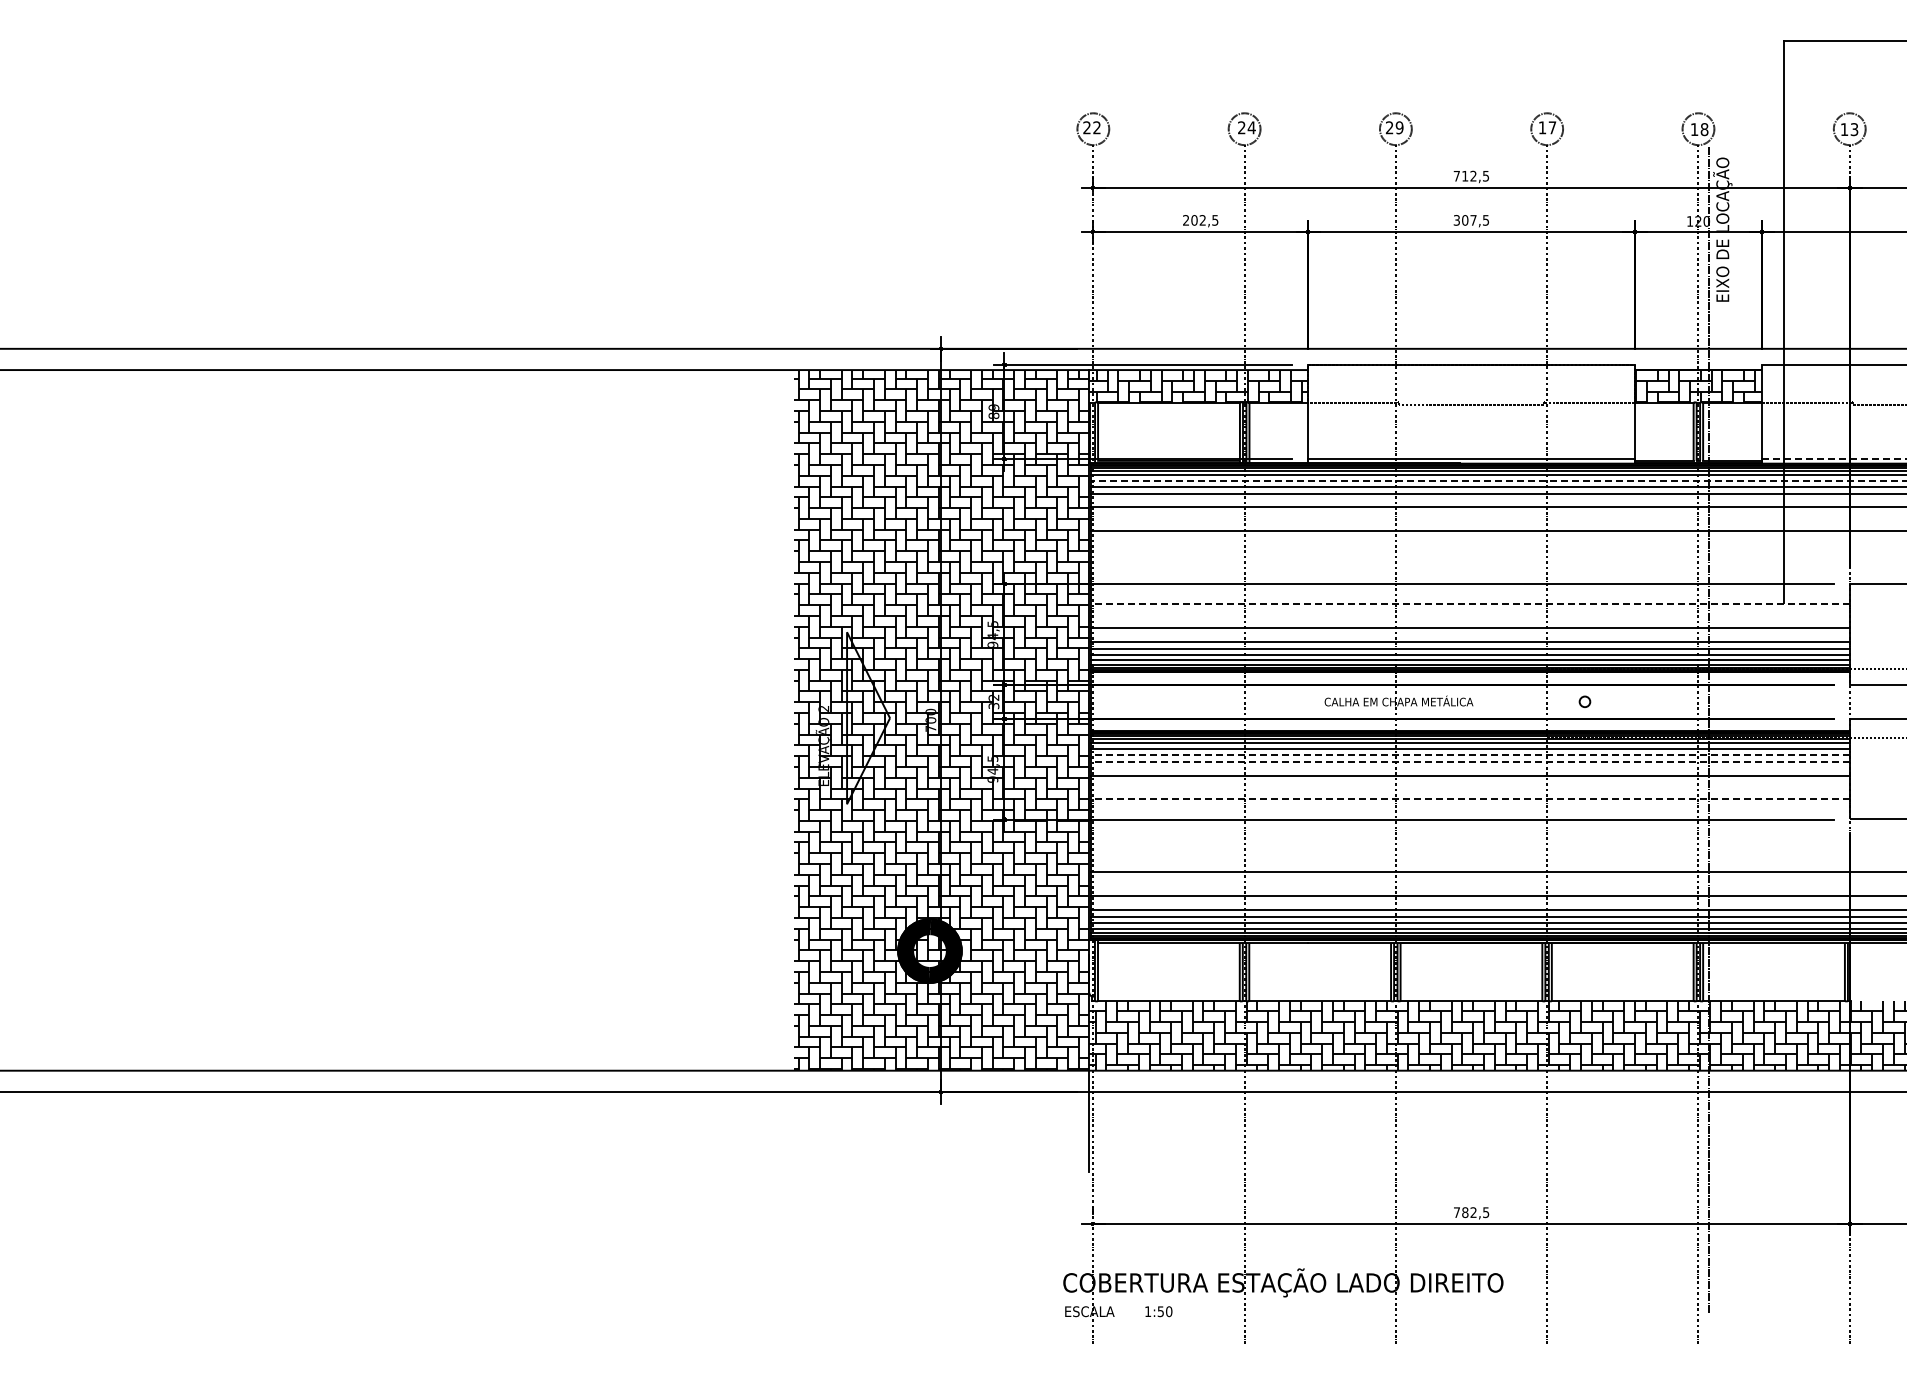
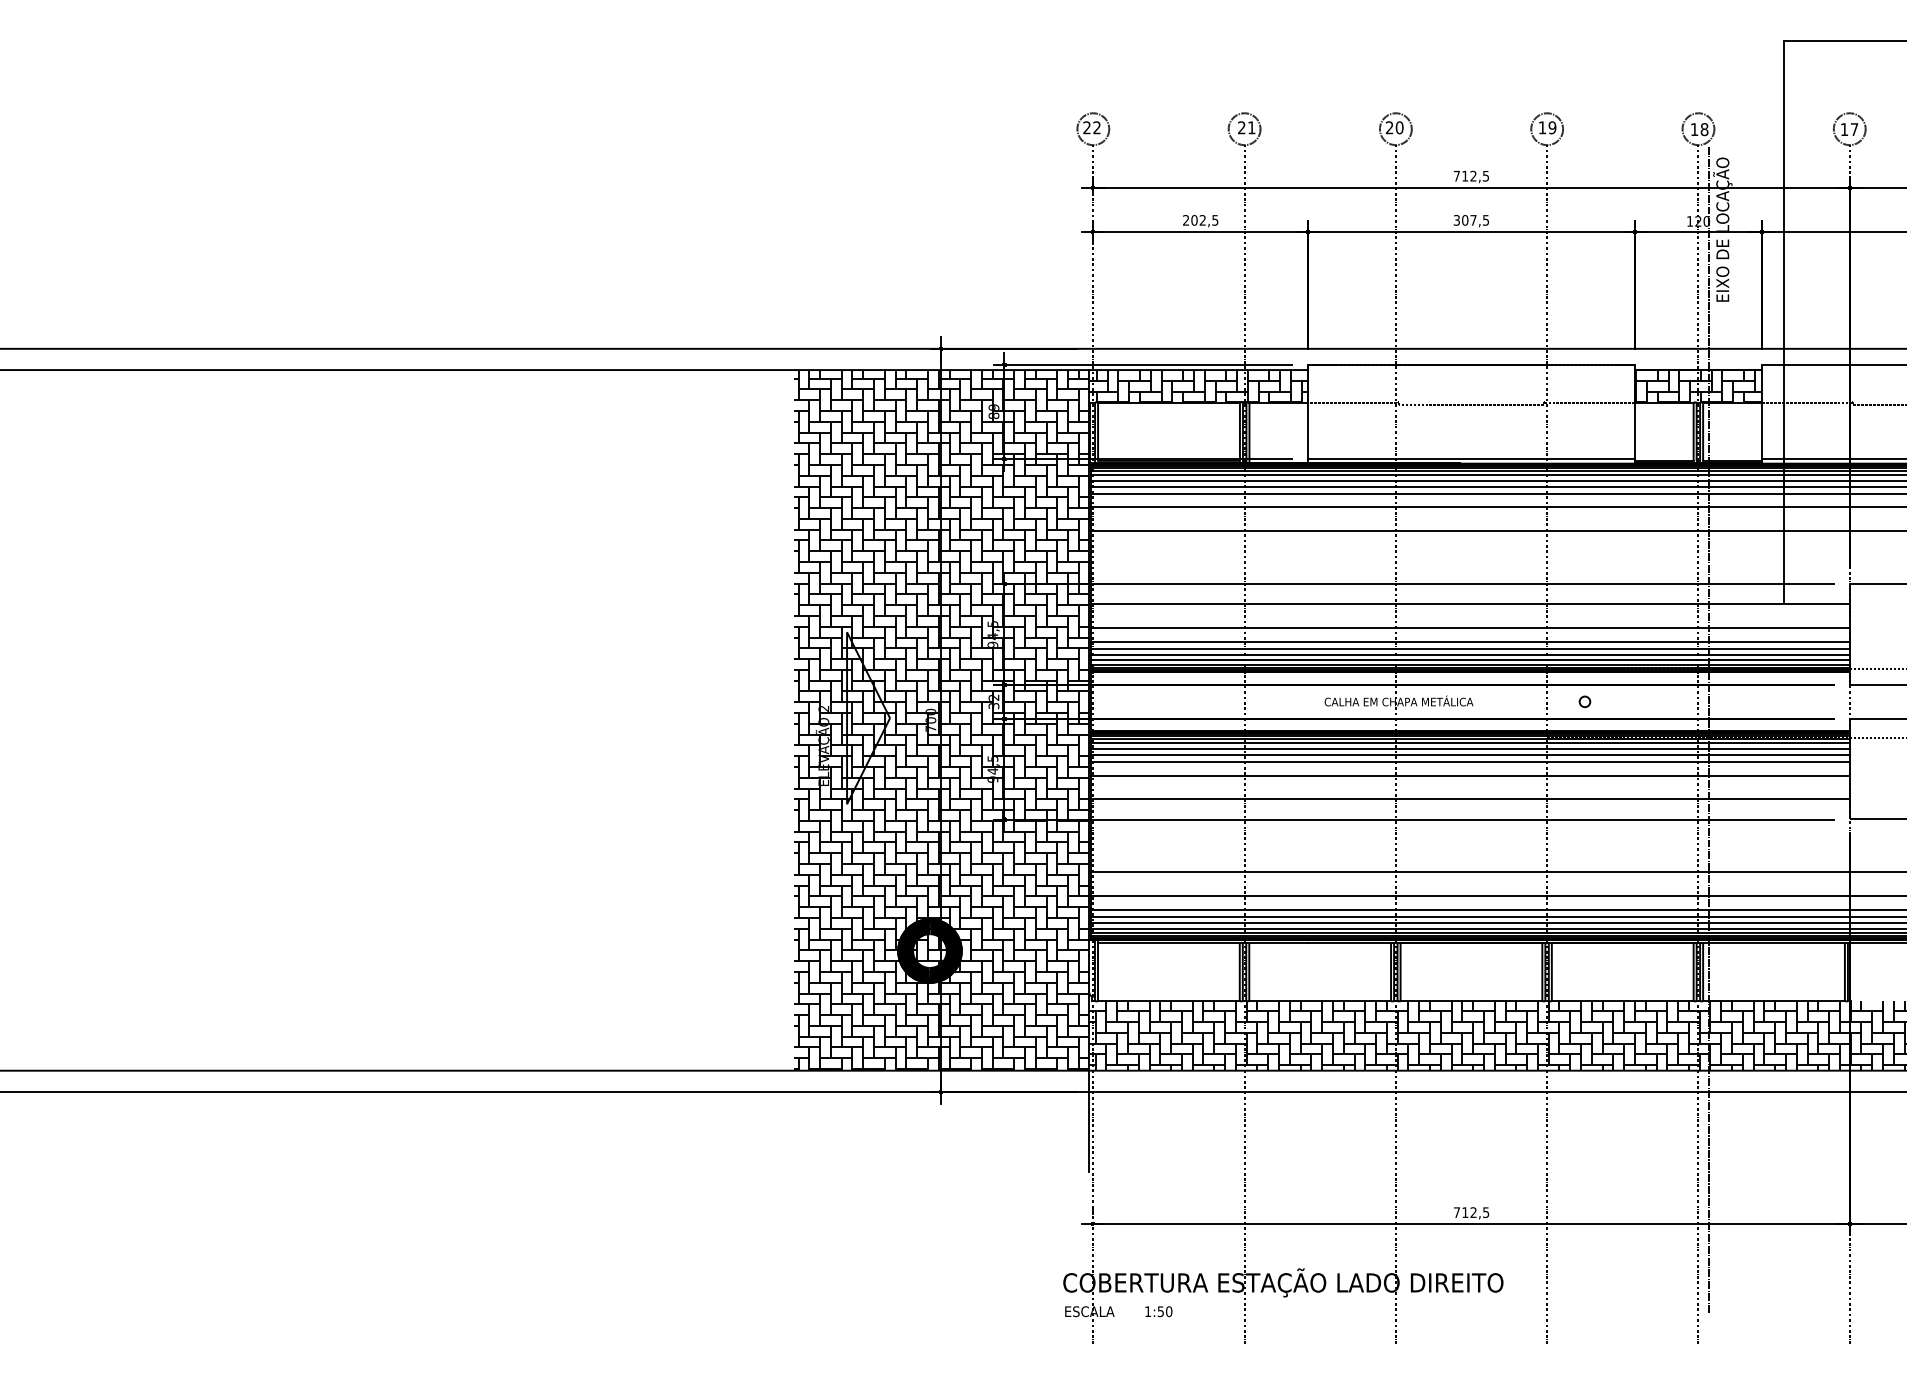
text: 24 -> 21 (1251, 127)
text: 29 -> 20 (1399, 127)
text: 17 -> 19 (1552, 127)
text: 13 -> 17 (1854, 129)
line: dashed -> solid (1835, 458)
line: dashed -> solid (1498, 480)
line: dashed -> solid (1470, 604)
line: dashed -> solid (1470, 754)
line: dashed -> solid (1470, 761)
line: dashed -> solid (1470, 799)
text: 782,5 -> 712,5 (1465, 1212)
